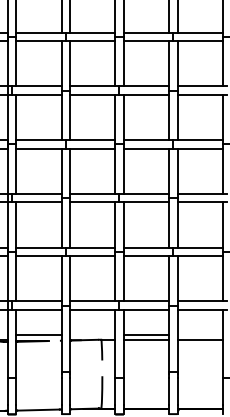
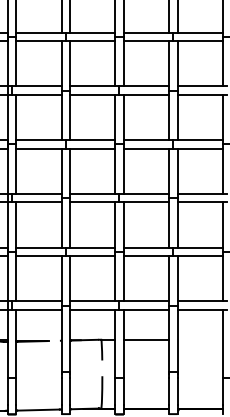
line: present -> none (38, 335)
line: present -> none (146, 335)
line: present -> none (199, 339)
